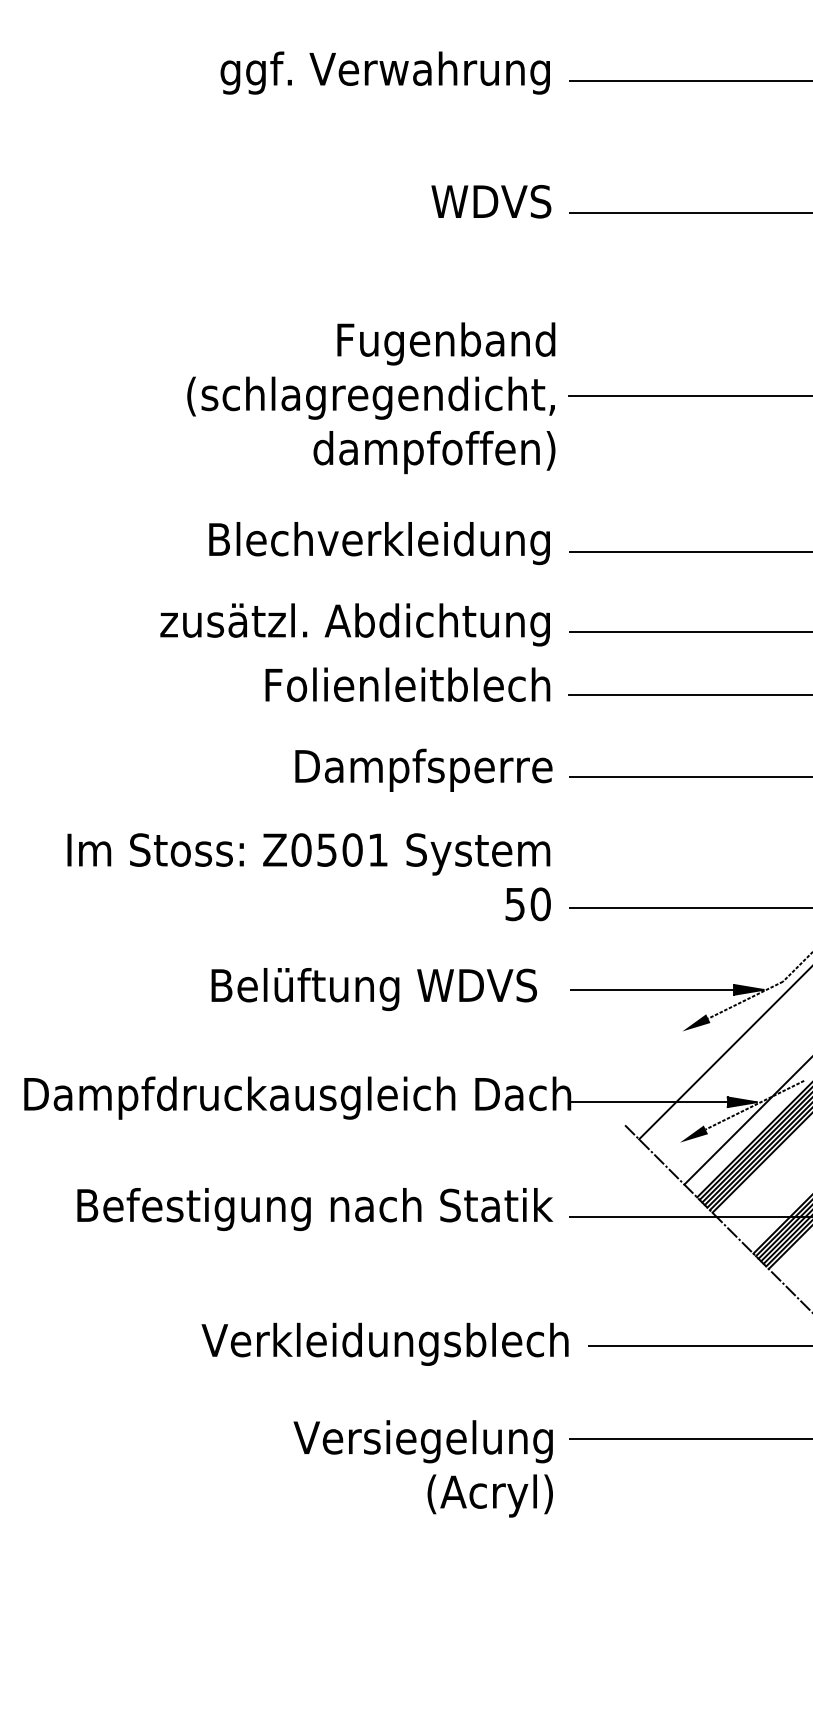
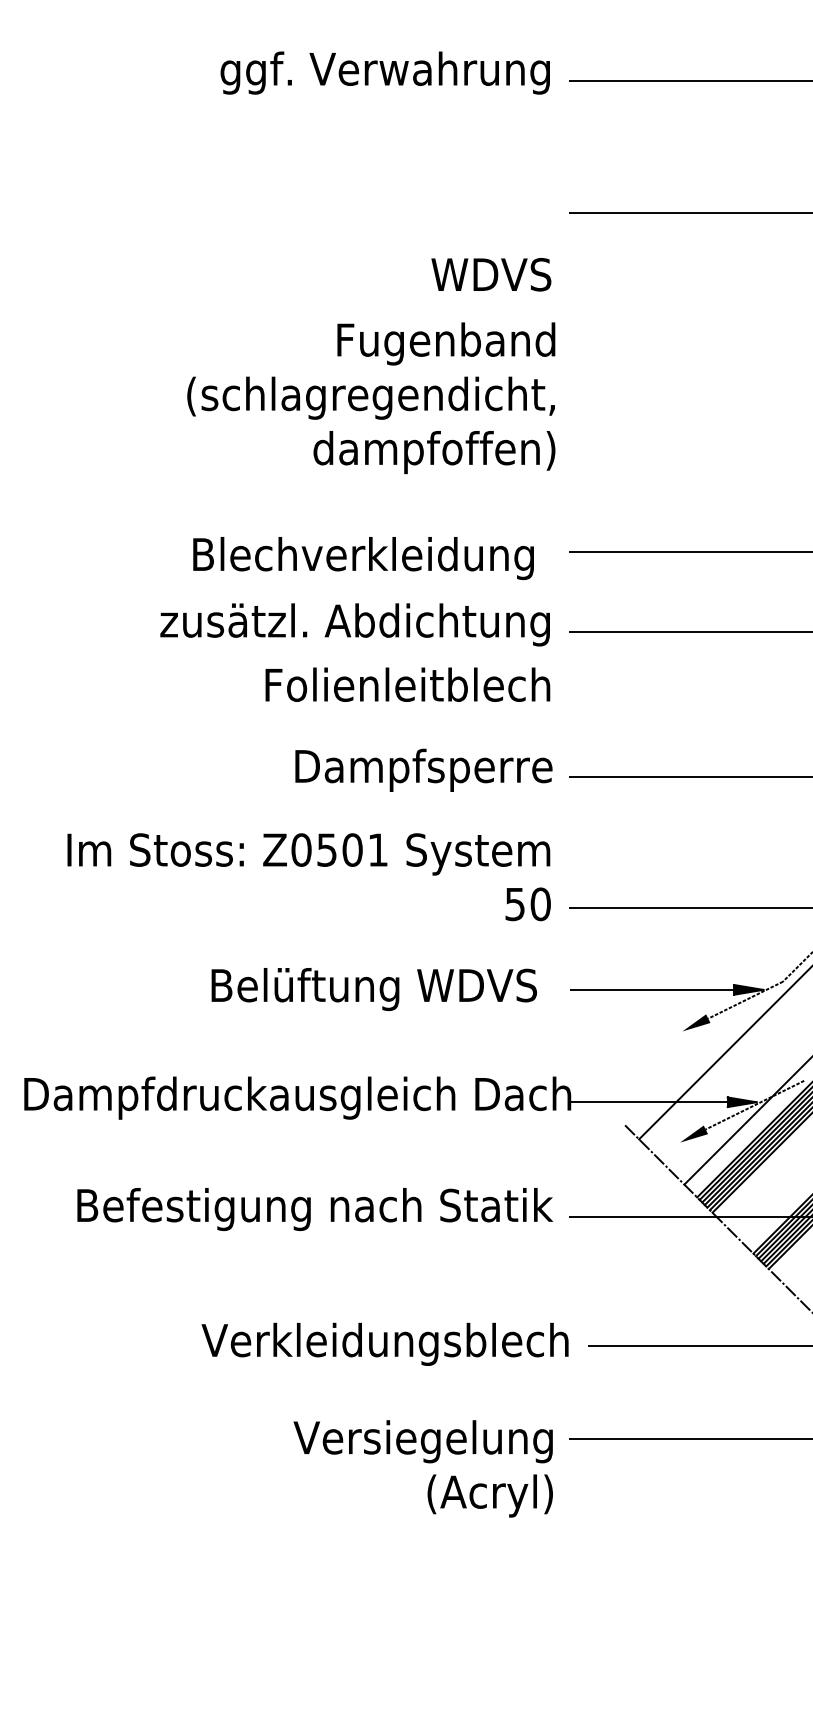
text position: (491, 201) -> (491, 274) (491, 274)
line: present -> none (689, 396)
text position: (379, 543) -> (363, 558) (363, 558)
line: present -> none (689, 695)
